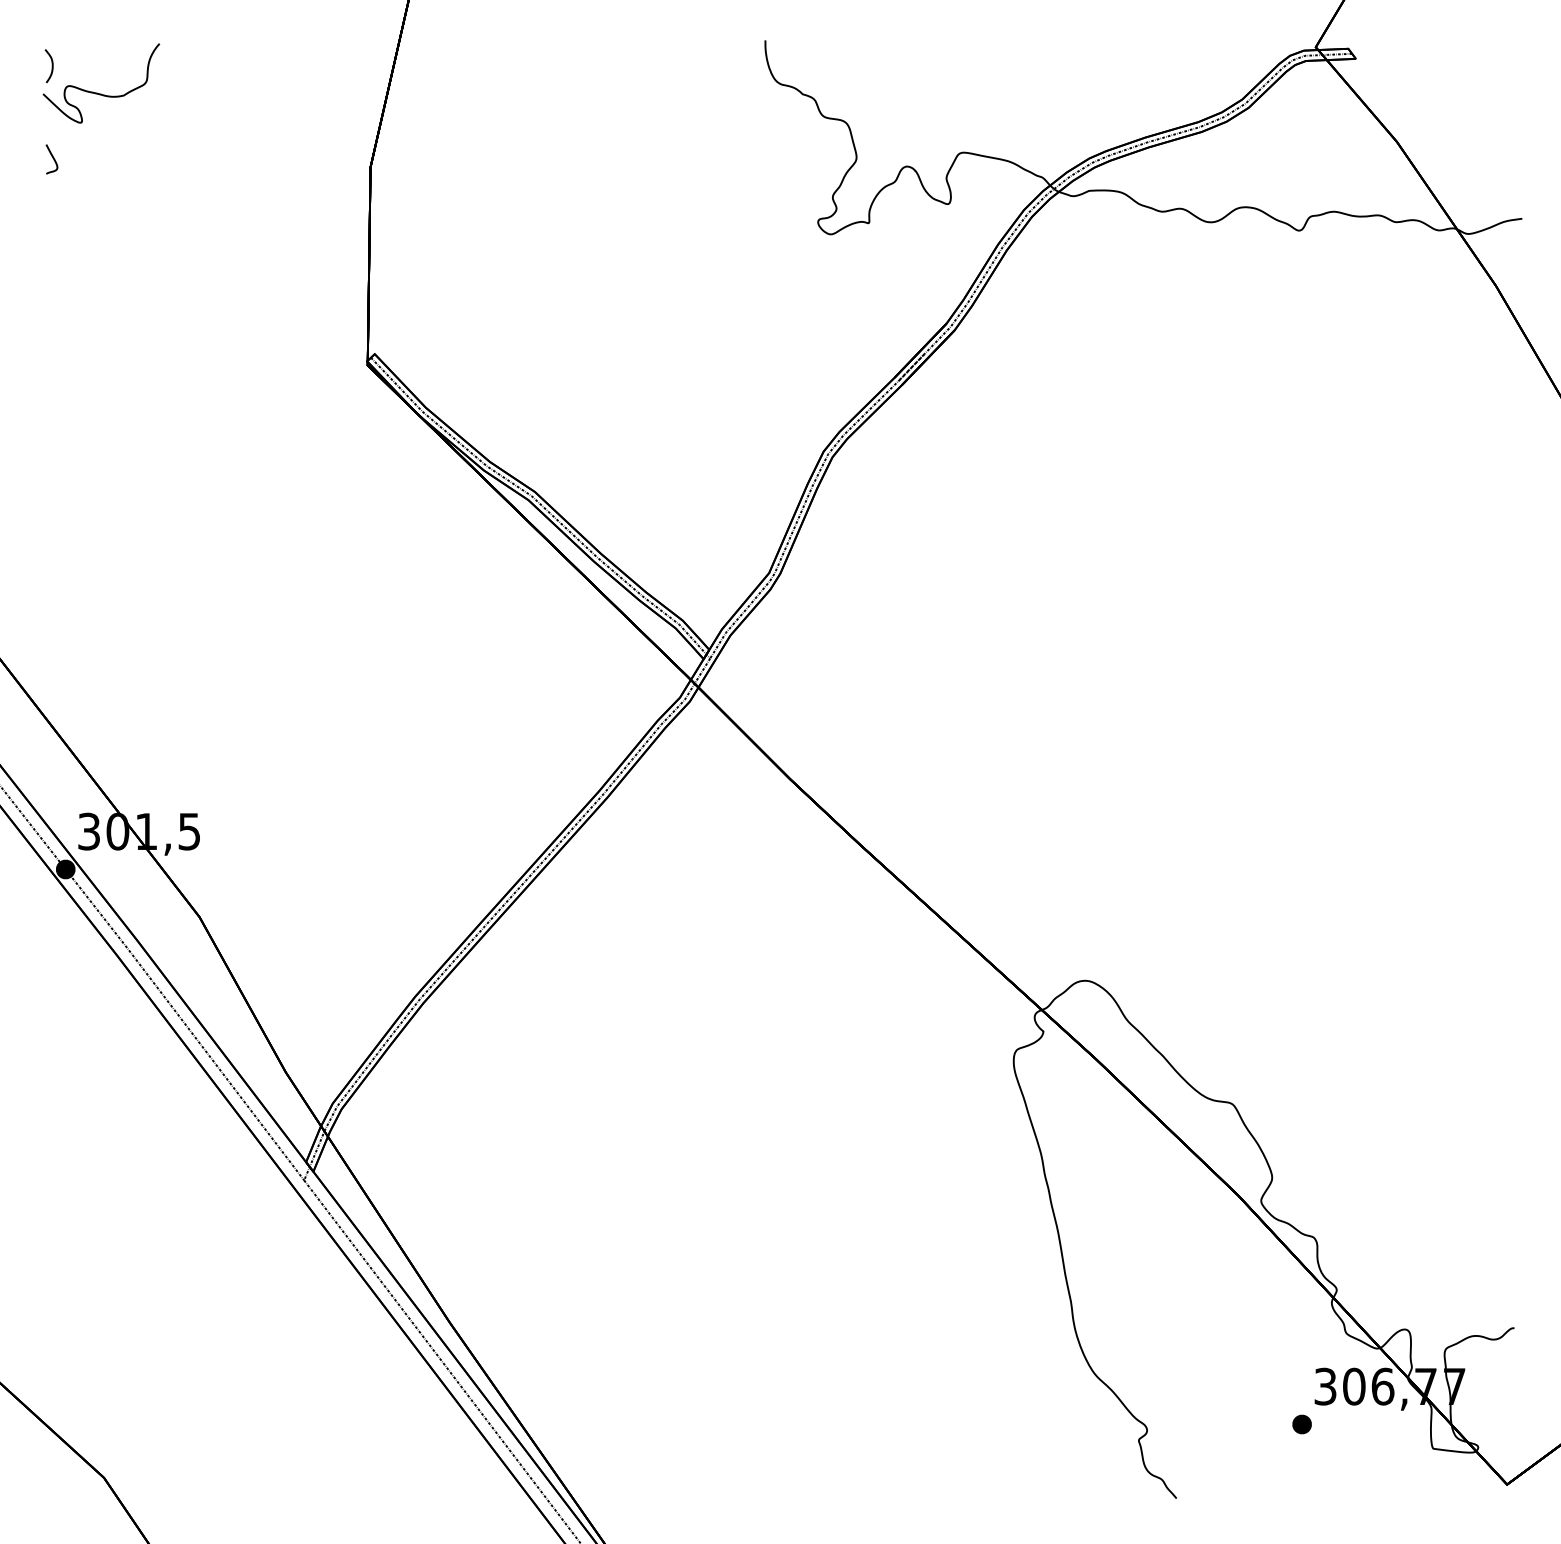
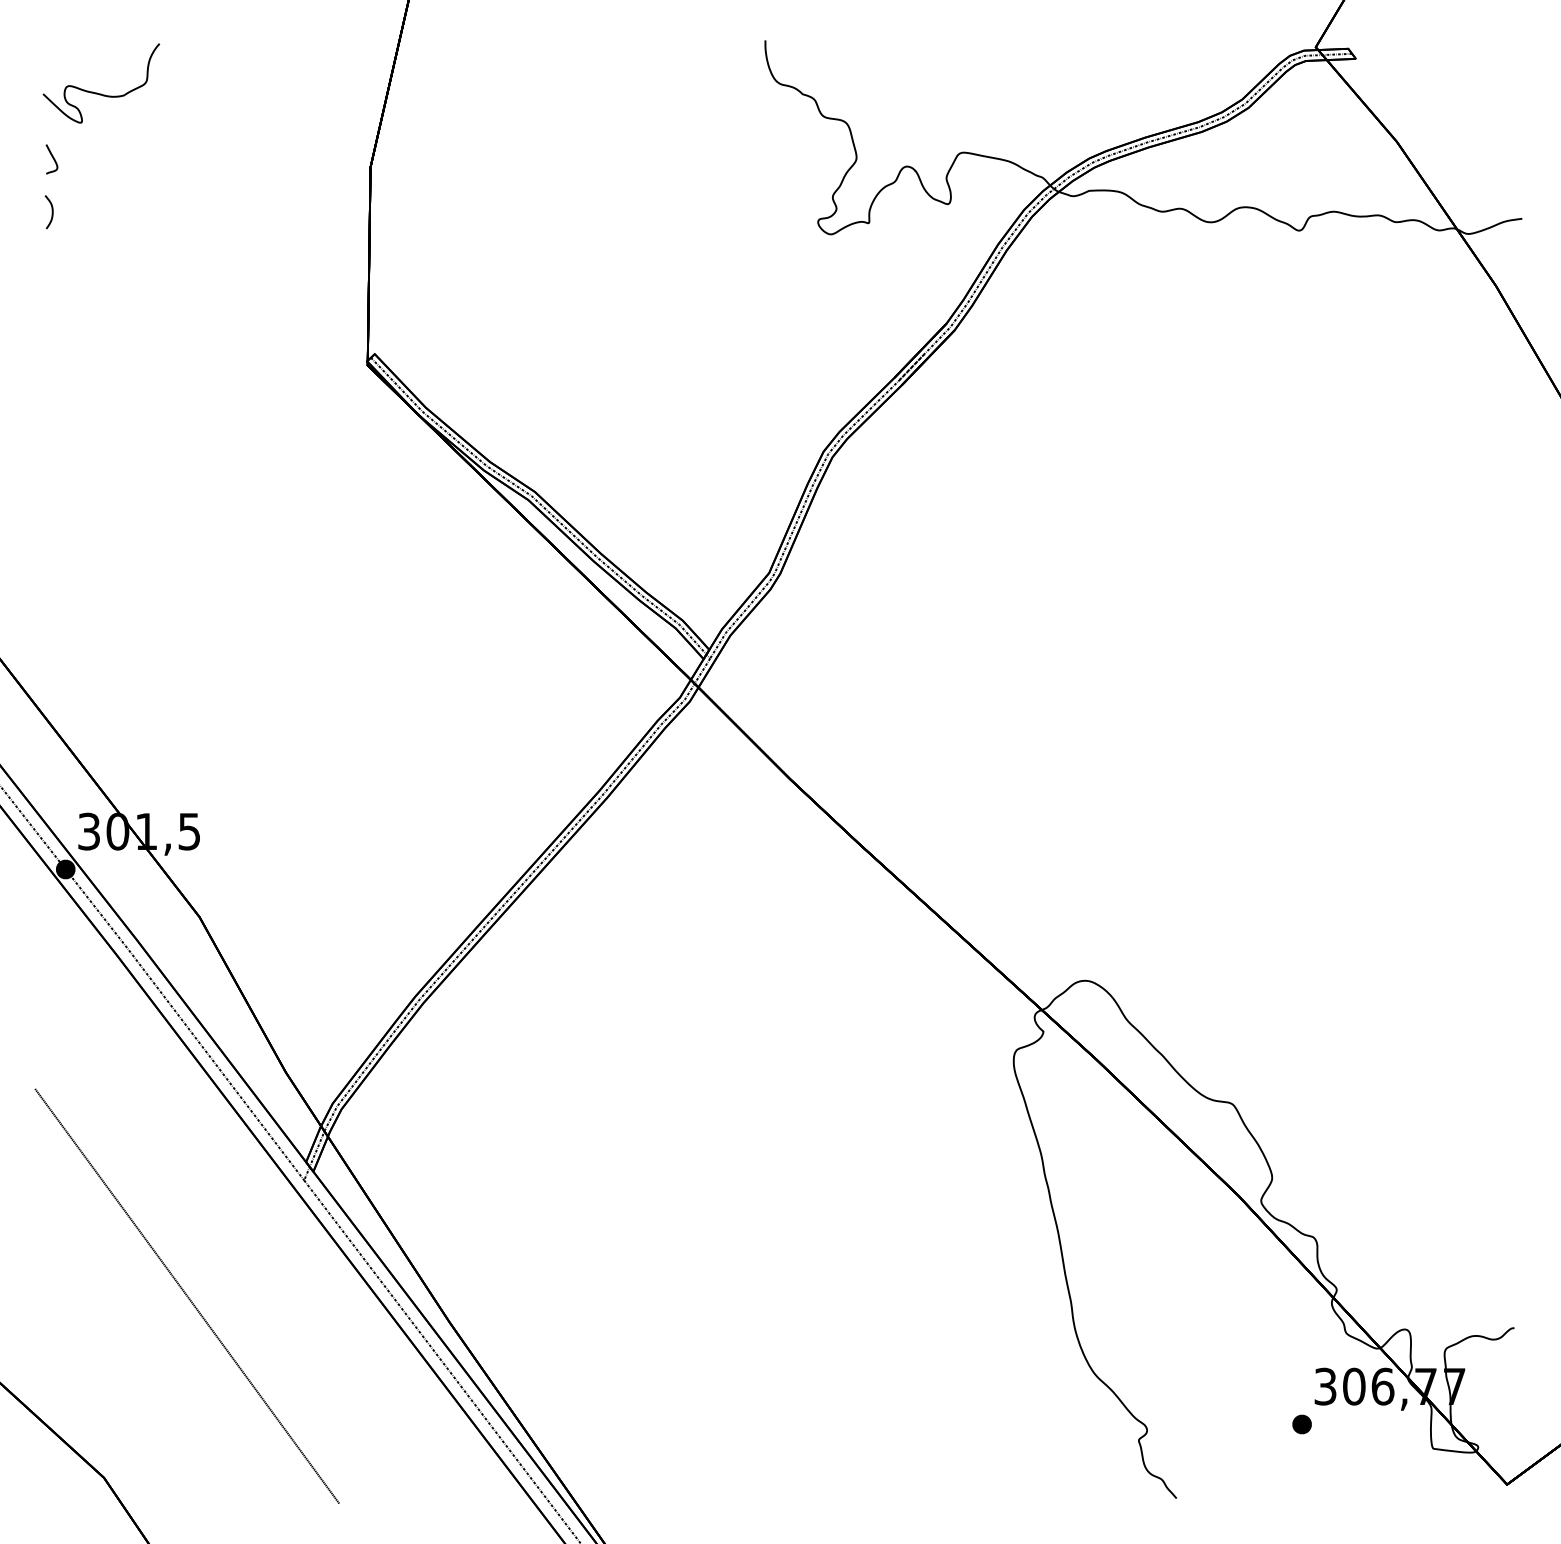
curve position: (51, 66) -> (51, 212) (51, 212)
line: none -> present (186, 1295)
